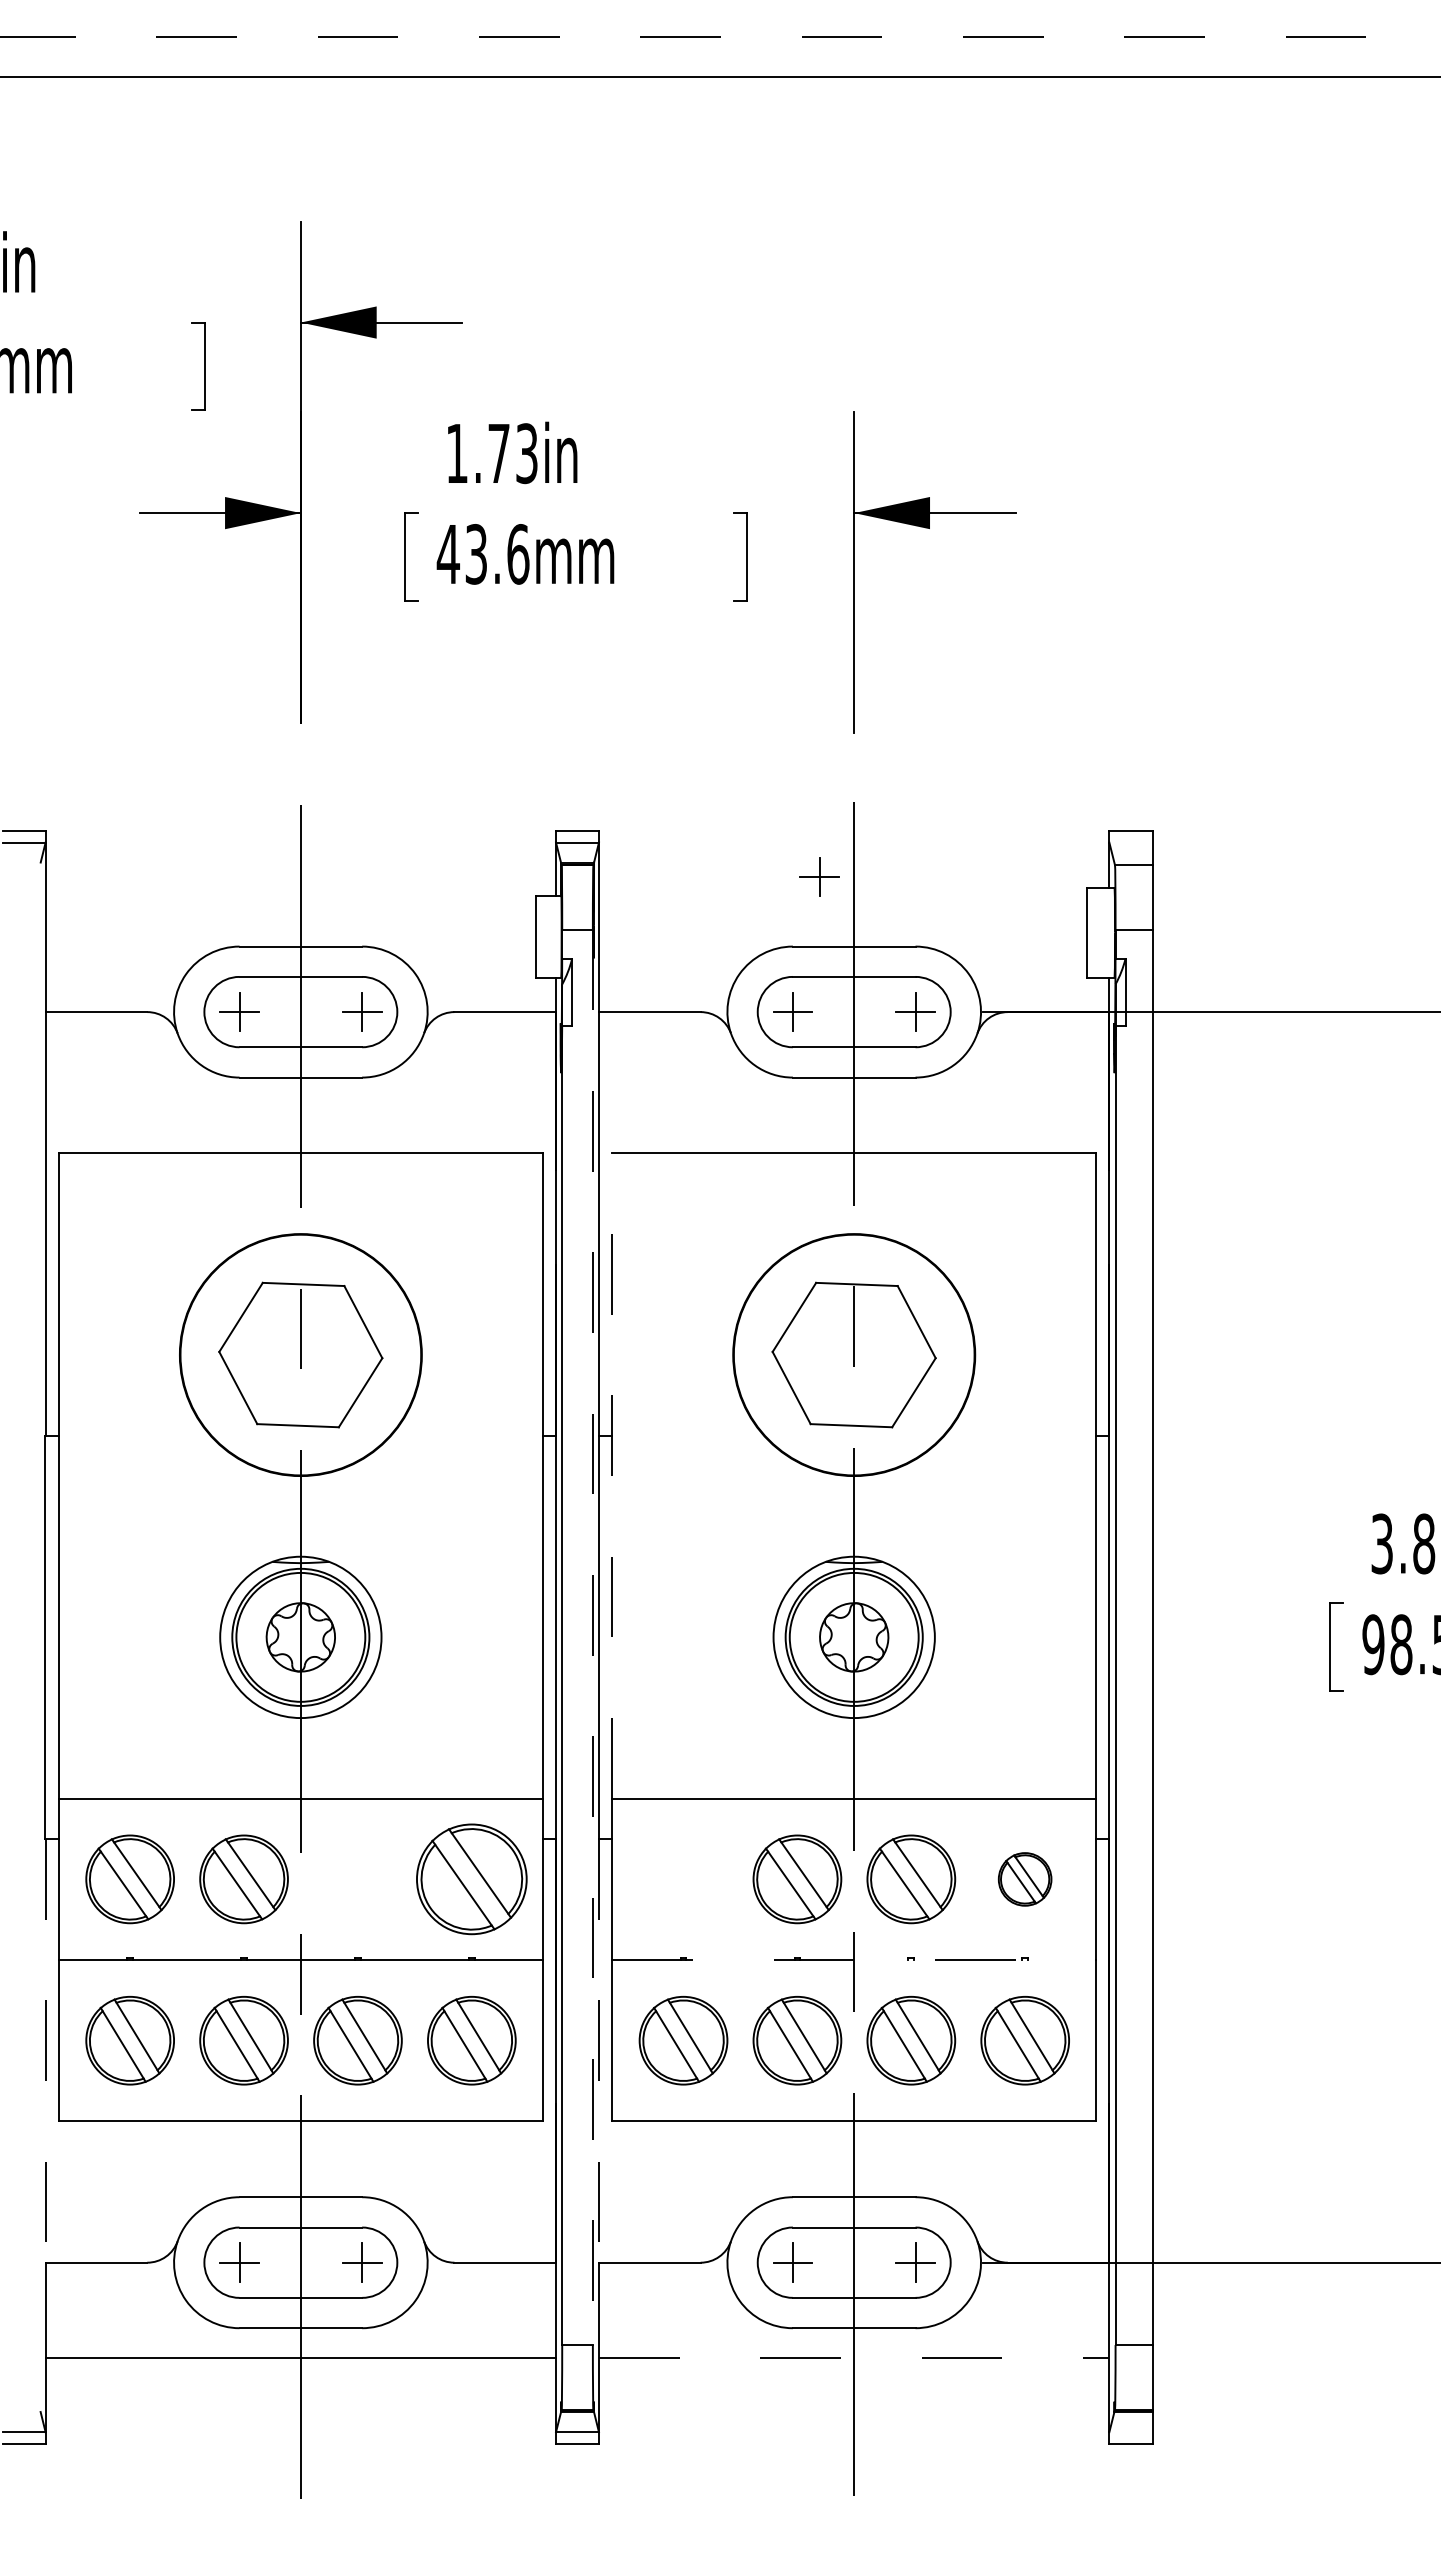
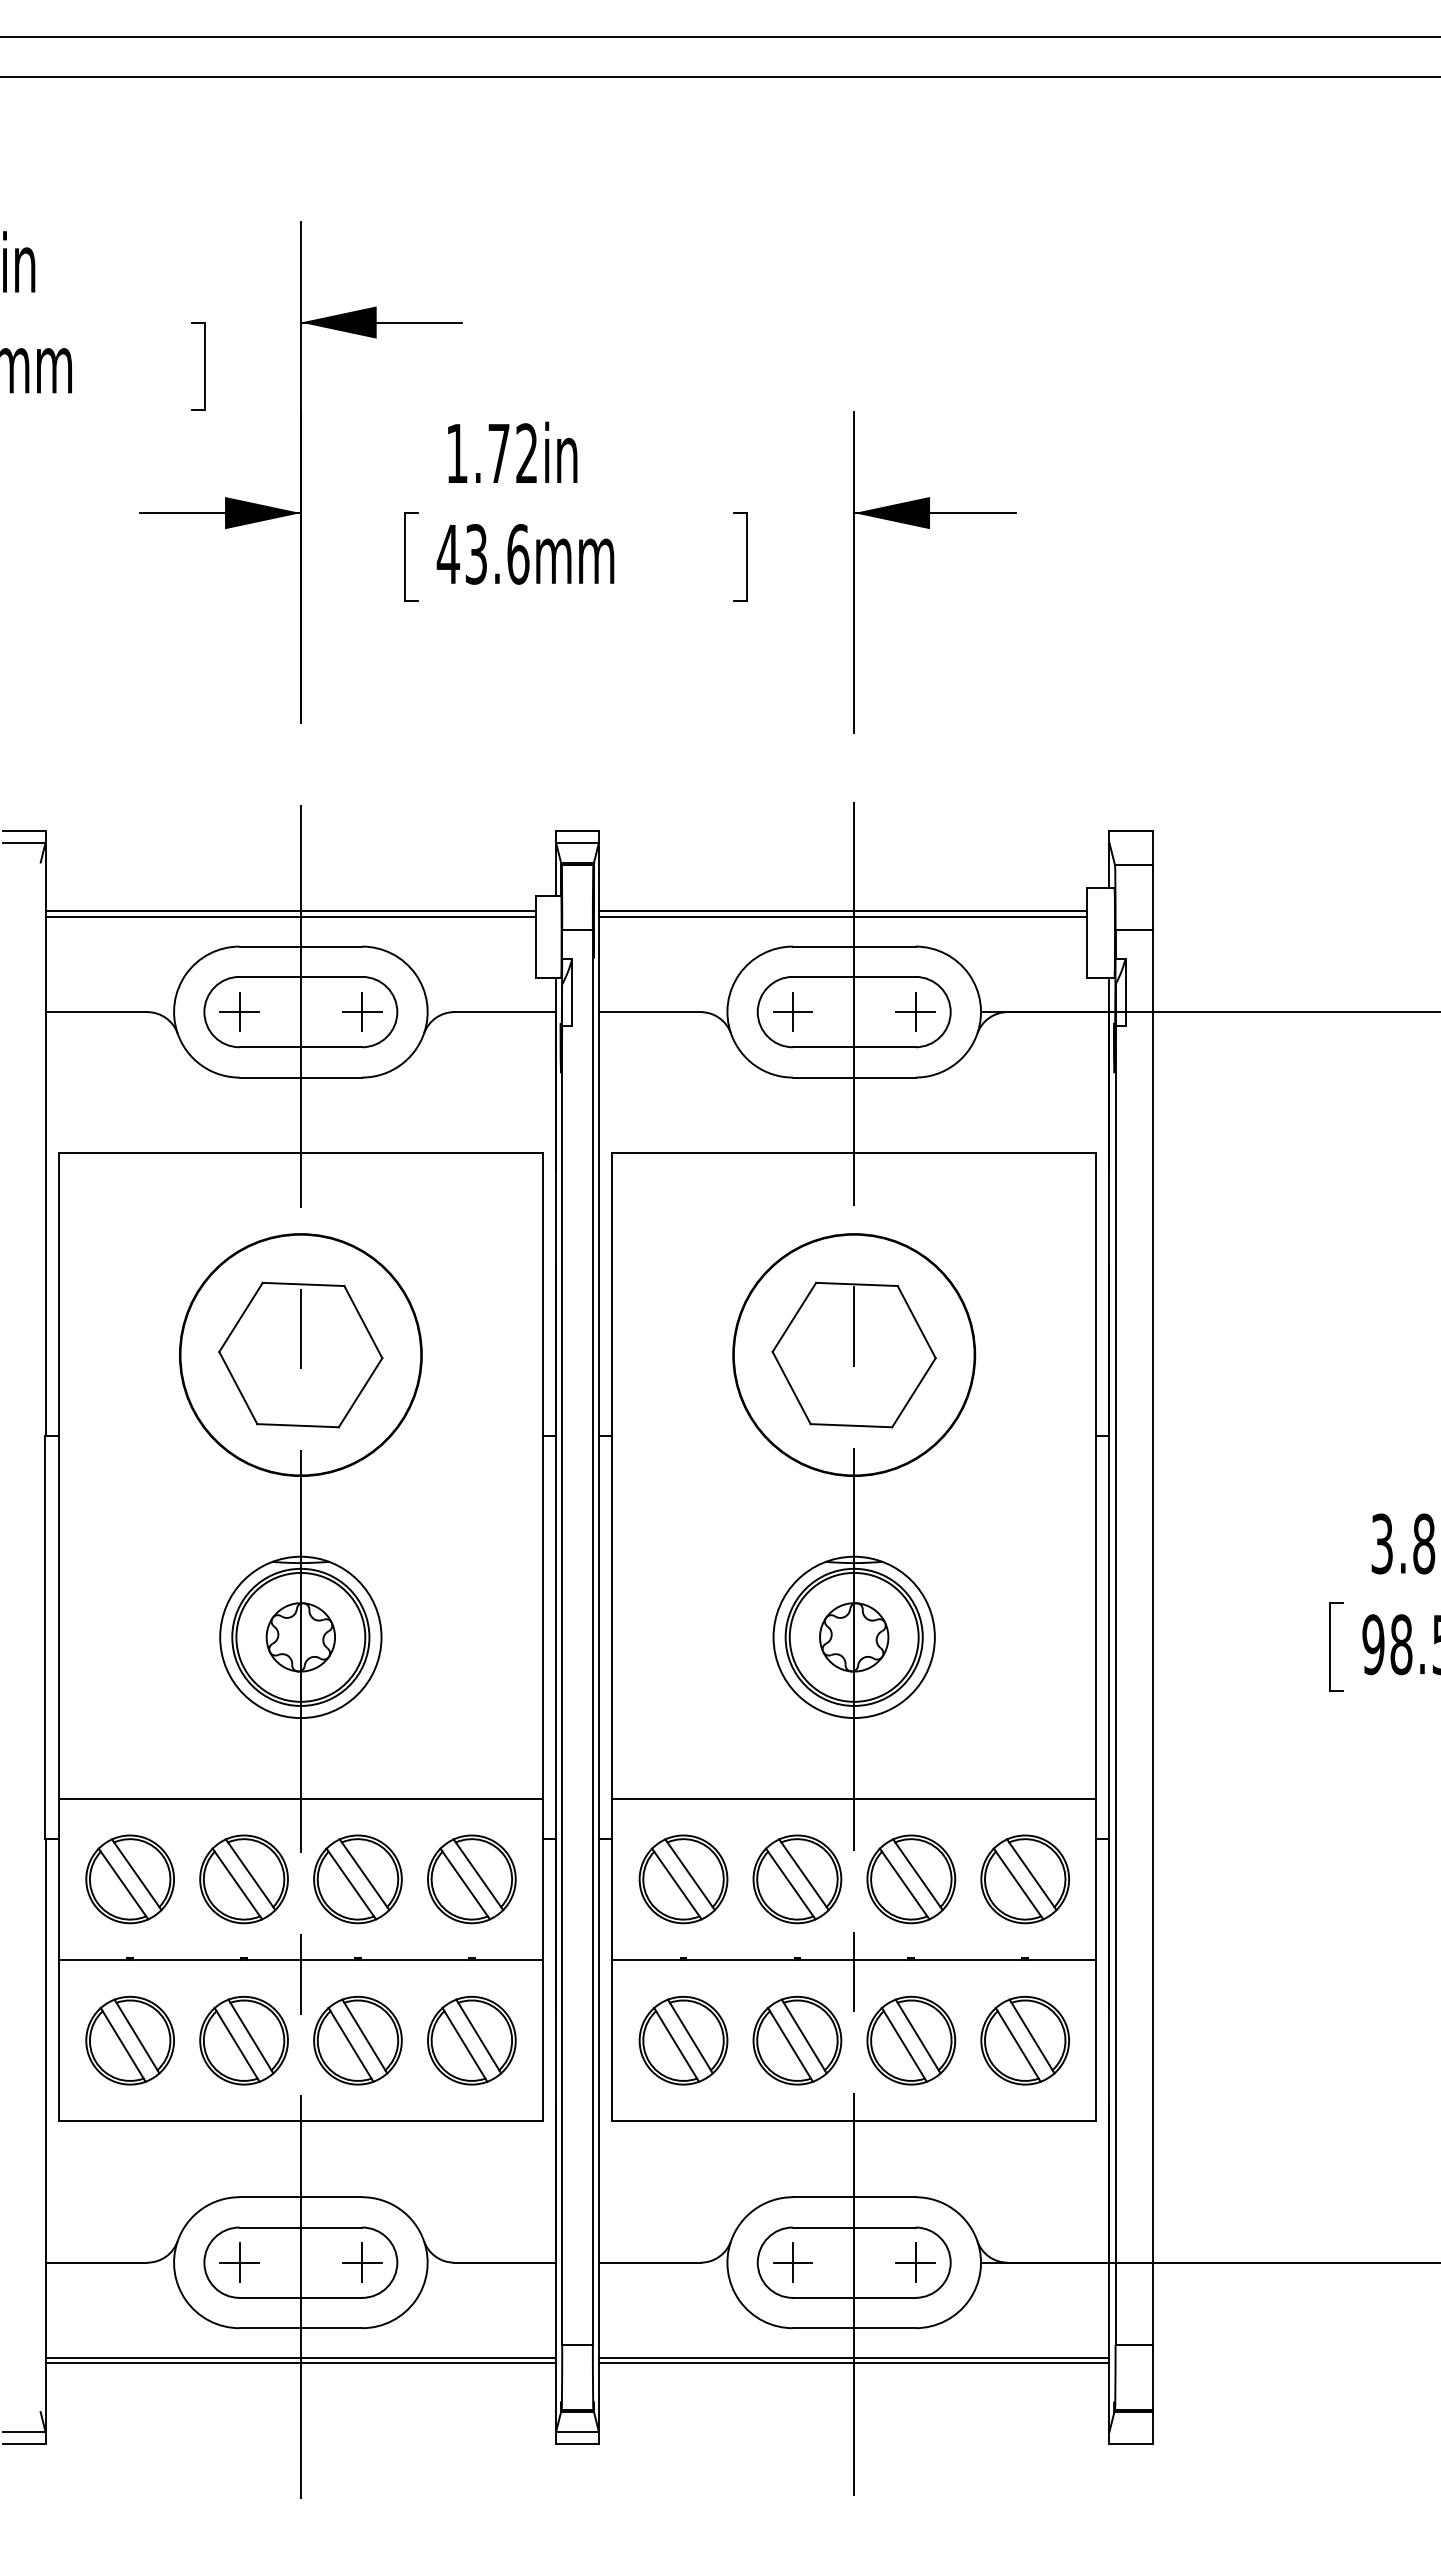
line: dashed -> solid (721, 36)
text: 1.73in -> 1.72in (526, 453)
part: present -> none (819, 876)
line: none -> present (290, 911)
line: none -> present (842, 911)
line: none -> present (290, 917)
line: none -> present (842, 917)
line: dashed -> solid (612, 1476)
line: dashed -> solid (592, 1637)
part: none -> present (357, 1879)
part size: 112x113 px -> 90x91 px (471, 1879)
part: none -> present (683, 1879)
part size: 56x55 px -> 90x91 px (1024, 1879)
line: dashed -> solid (854, 1960)
line: dashed -> solid (45, 2050)
line: dashed -> solid (599, 2050)
line: dashed -> solid (854, 2357)
line: none -> present (300, 2363)
line: none -> present (854, 2363)
